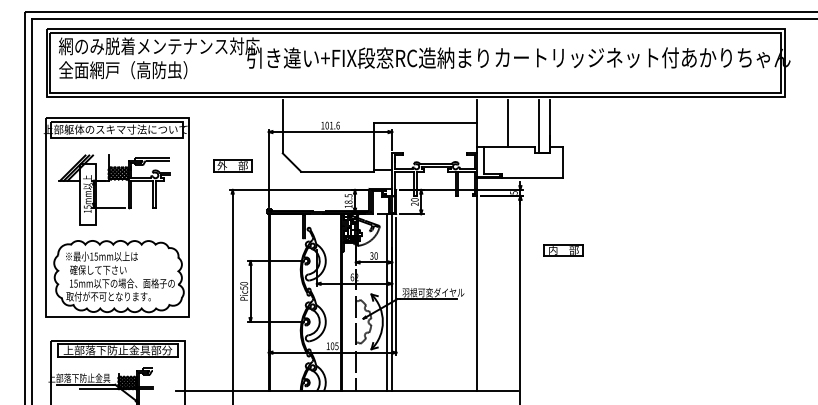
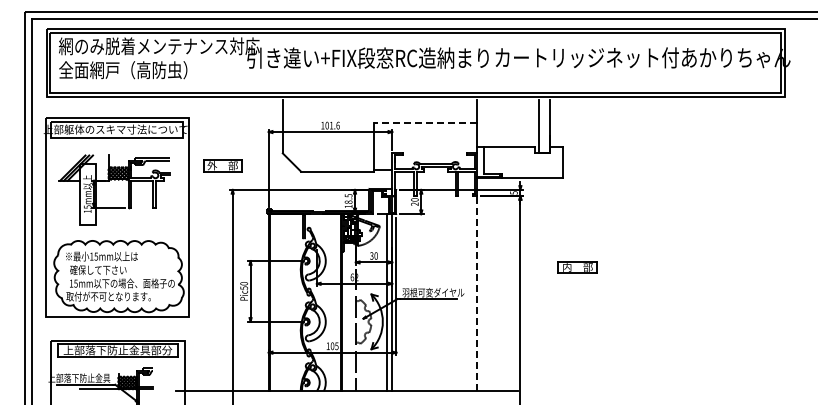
line: solid -> dashed (425, 123)
line: present -> none (507, 123)
part position: (232, 165) -> (222, 165) (222, 165)
part position: (563, 250) -> (577, 267) (577, 267)
line: solid -> dashed (477, 293)
